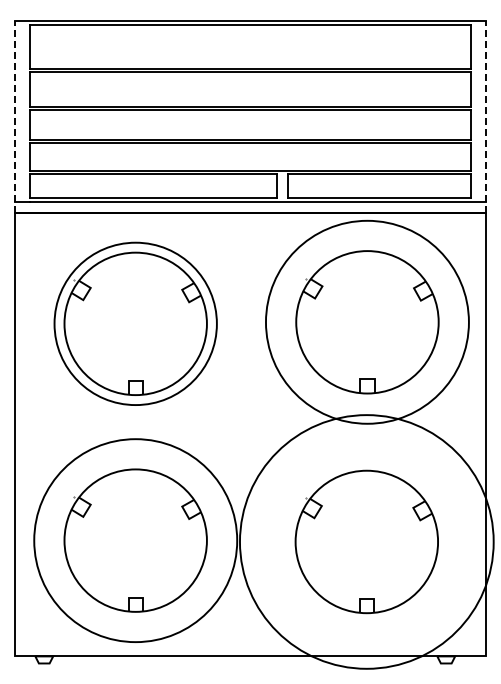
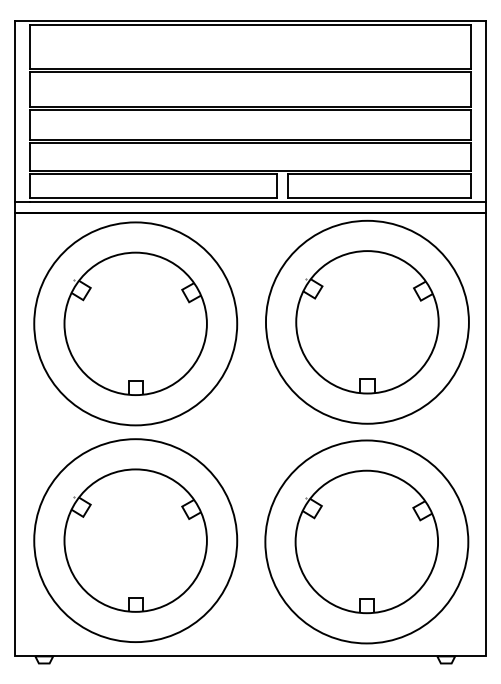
line: dashed -> solid (15, 116)
line: dashed -> solid (485, 116)
circle diameter: 162 px -> 203 px (135, 323)
circle diameter: 254 px -> 203 px (366, 541)
